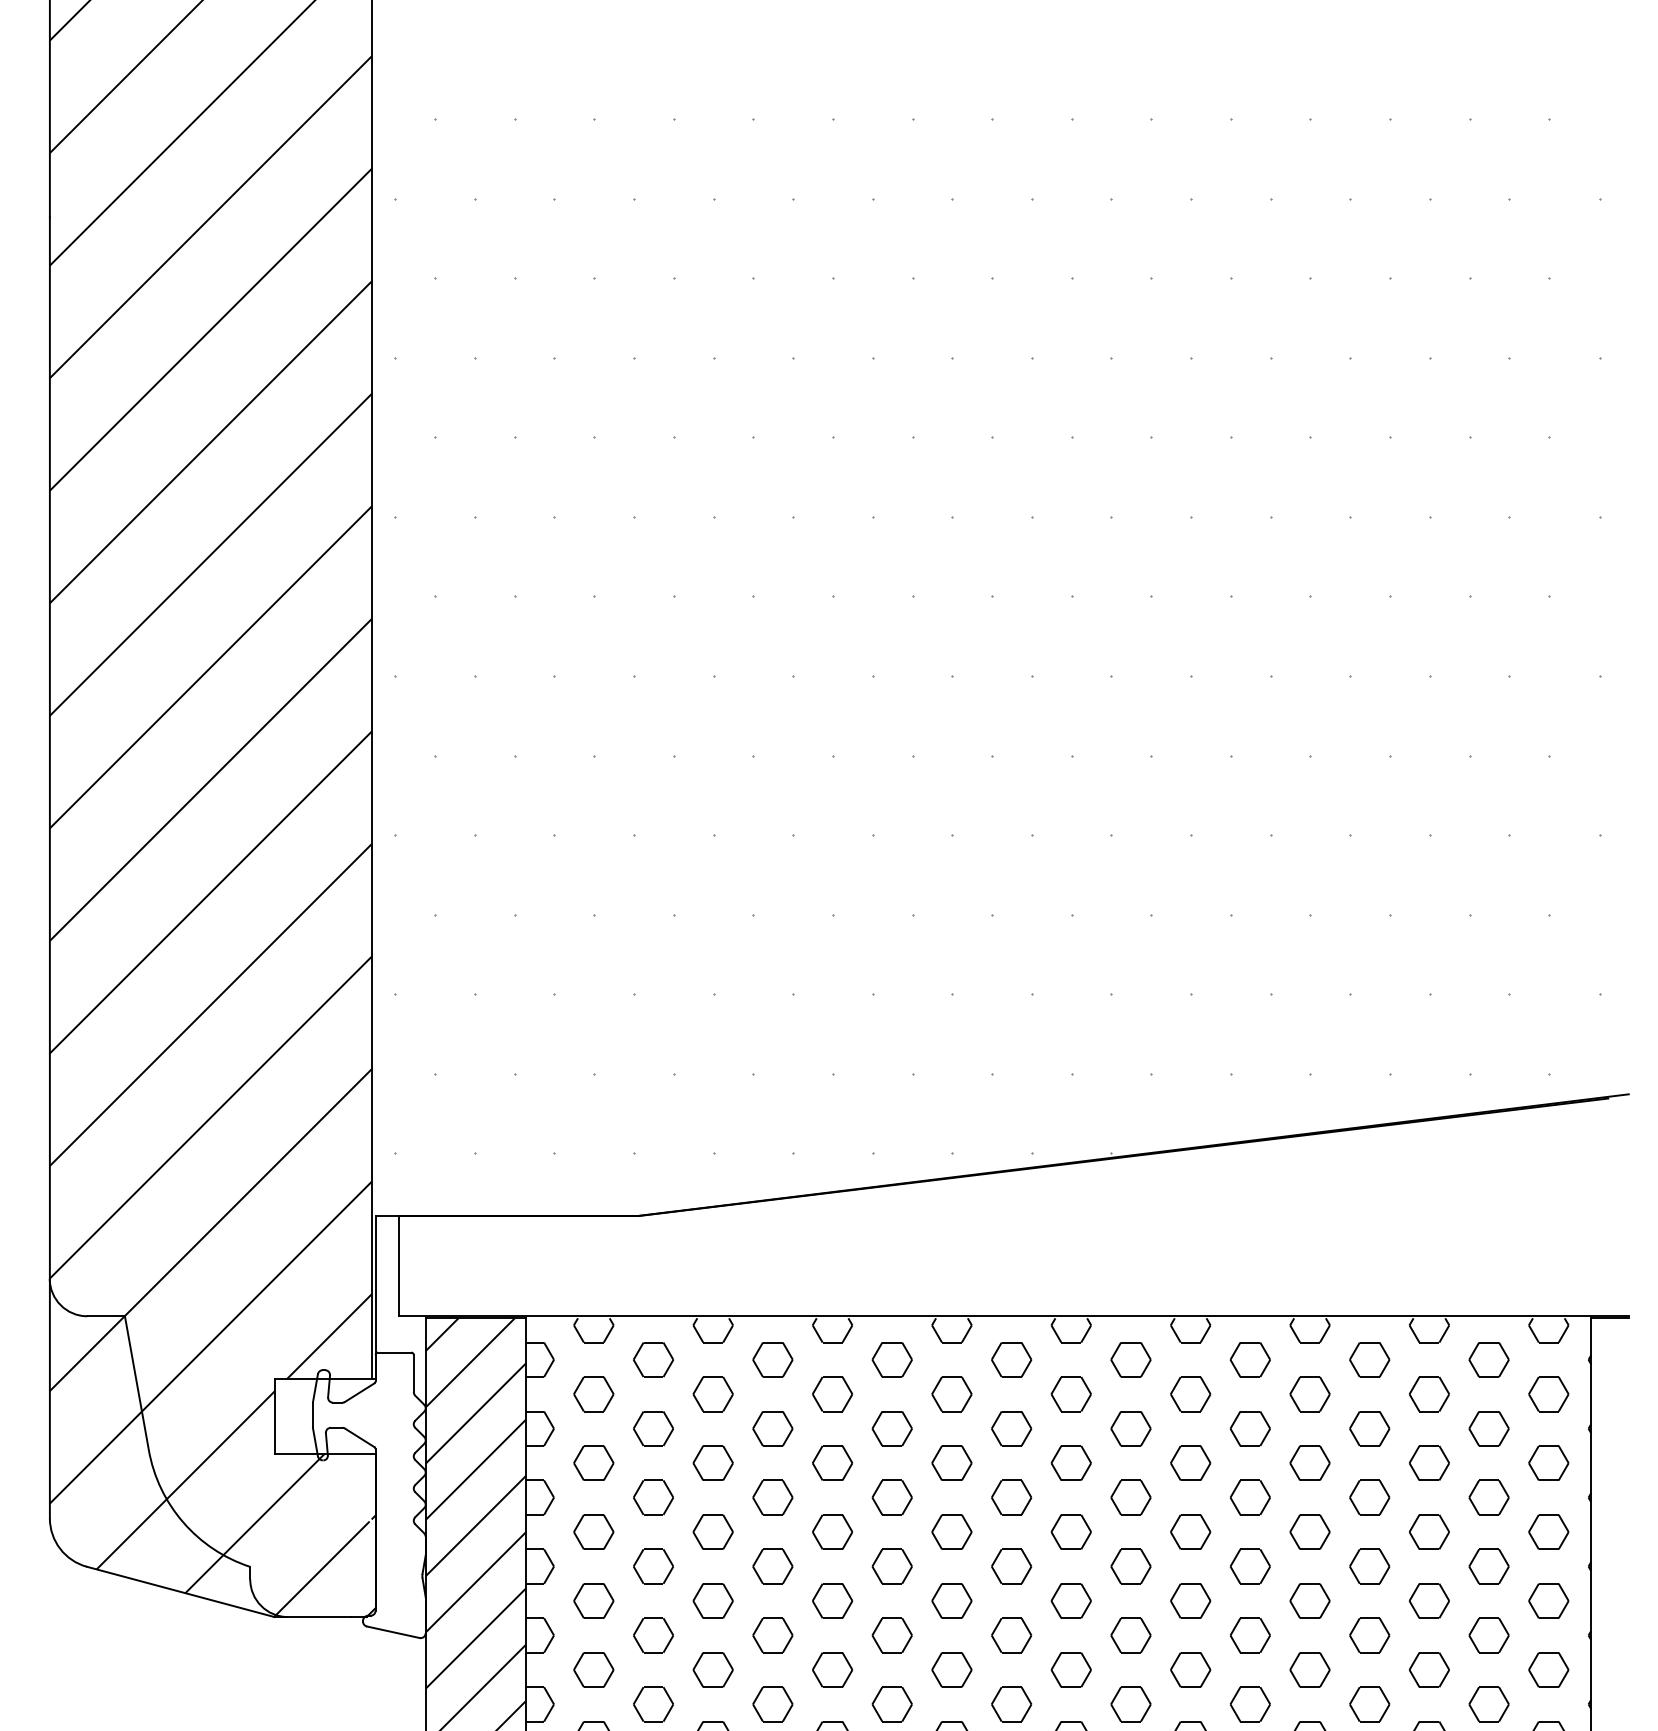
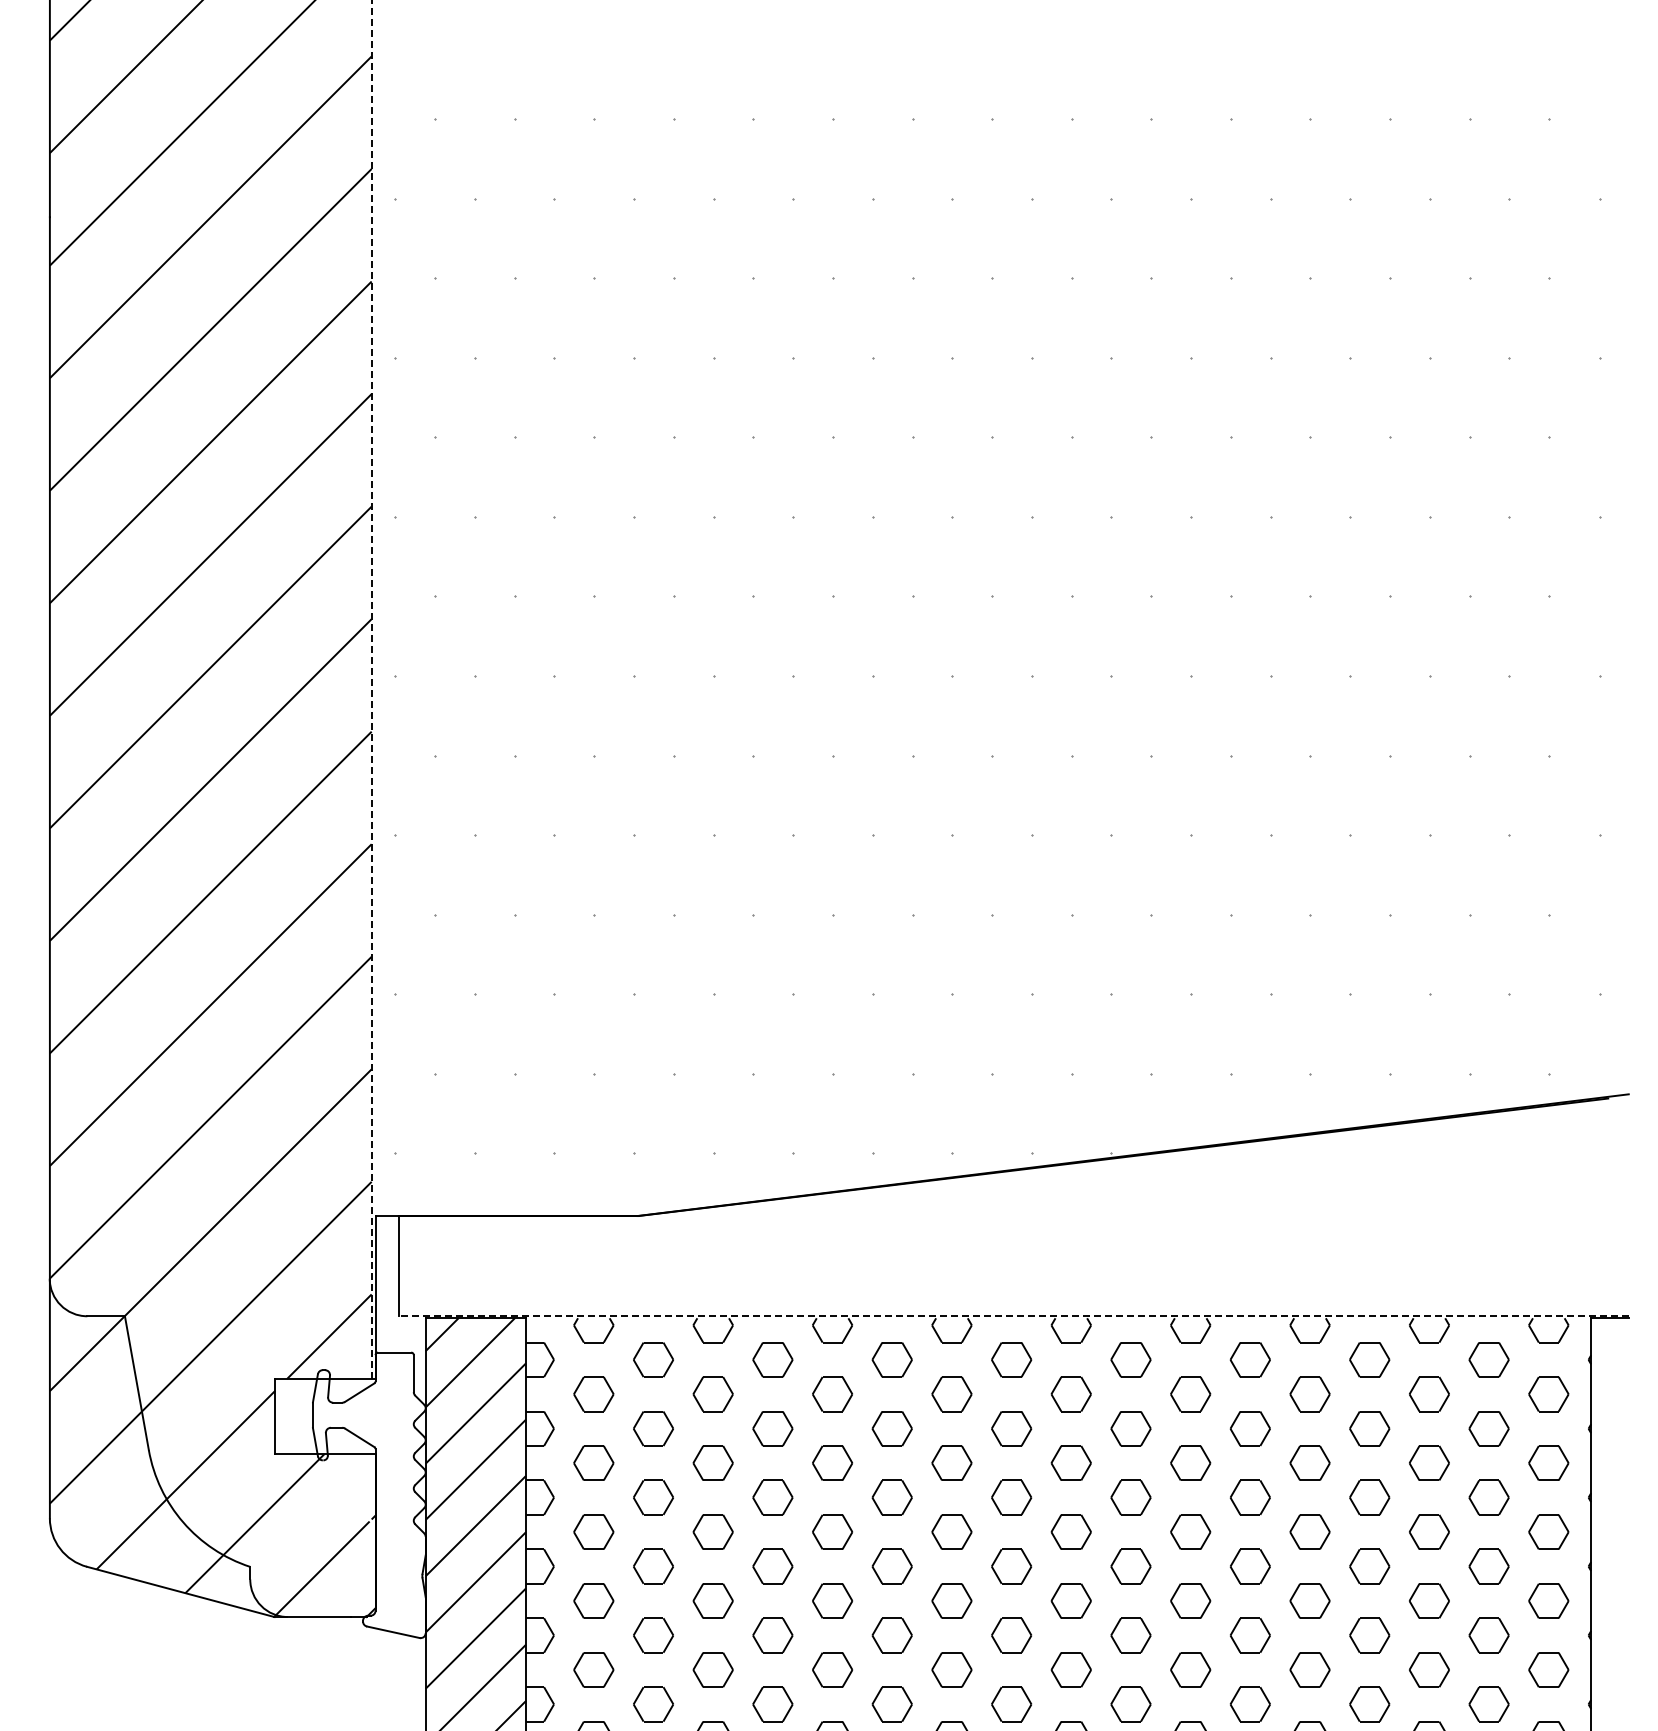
line: solid -> dashed (371, 689)
line: solid -> dashed (1014, 1316)
